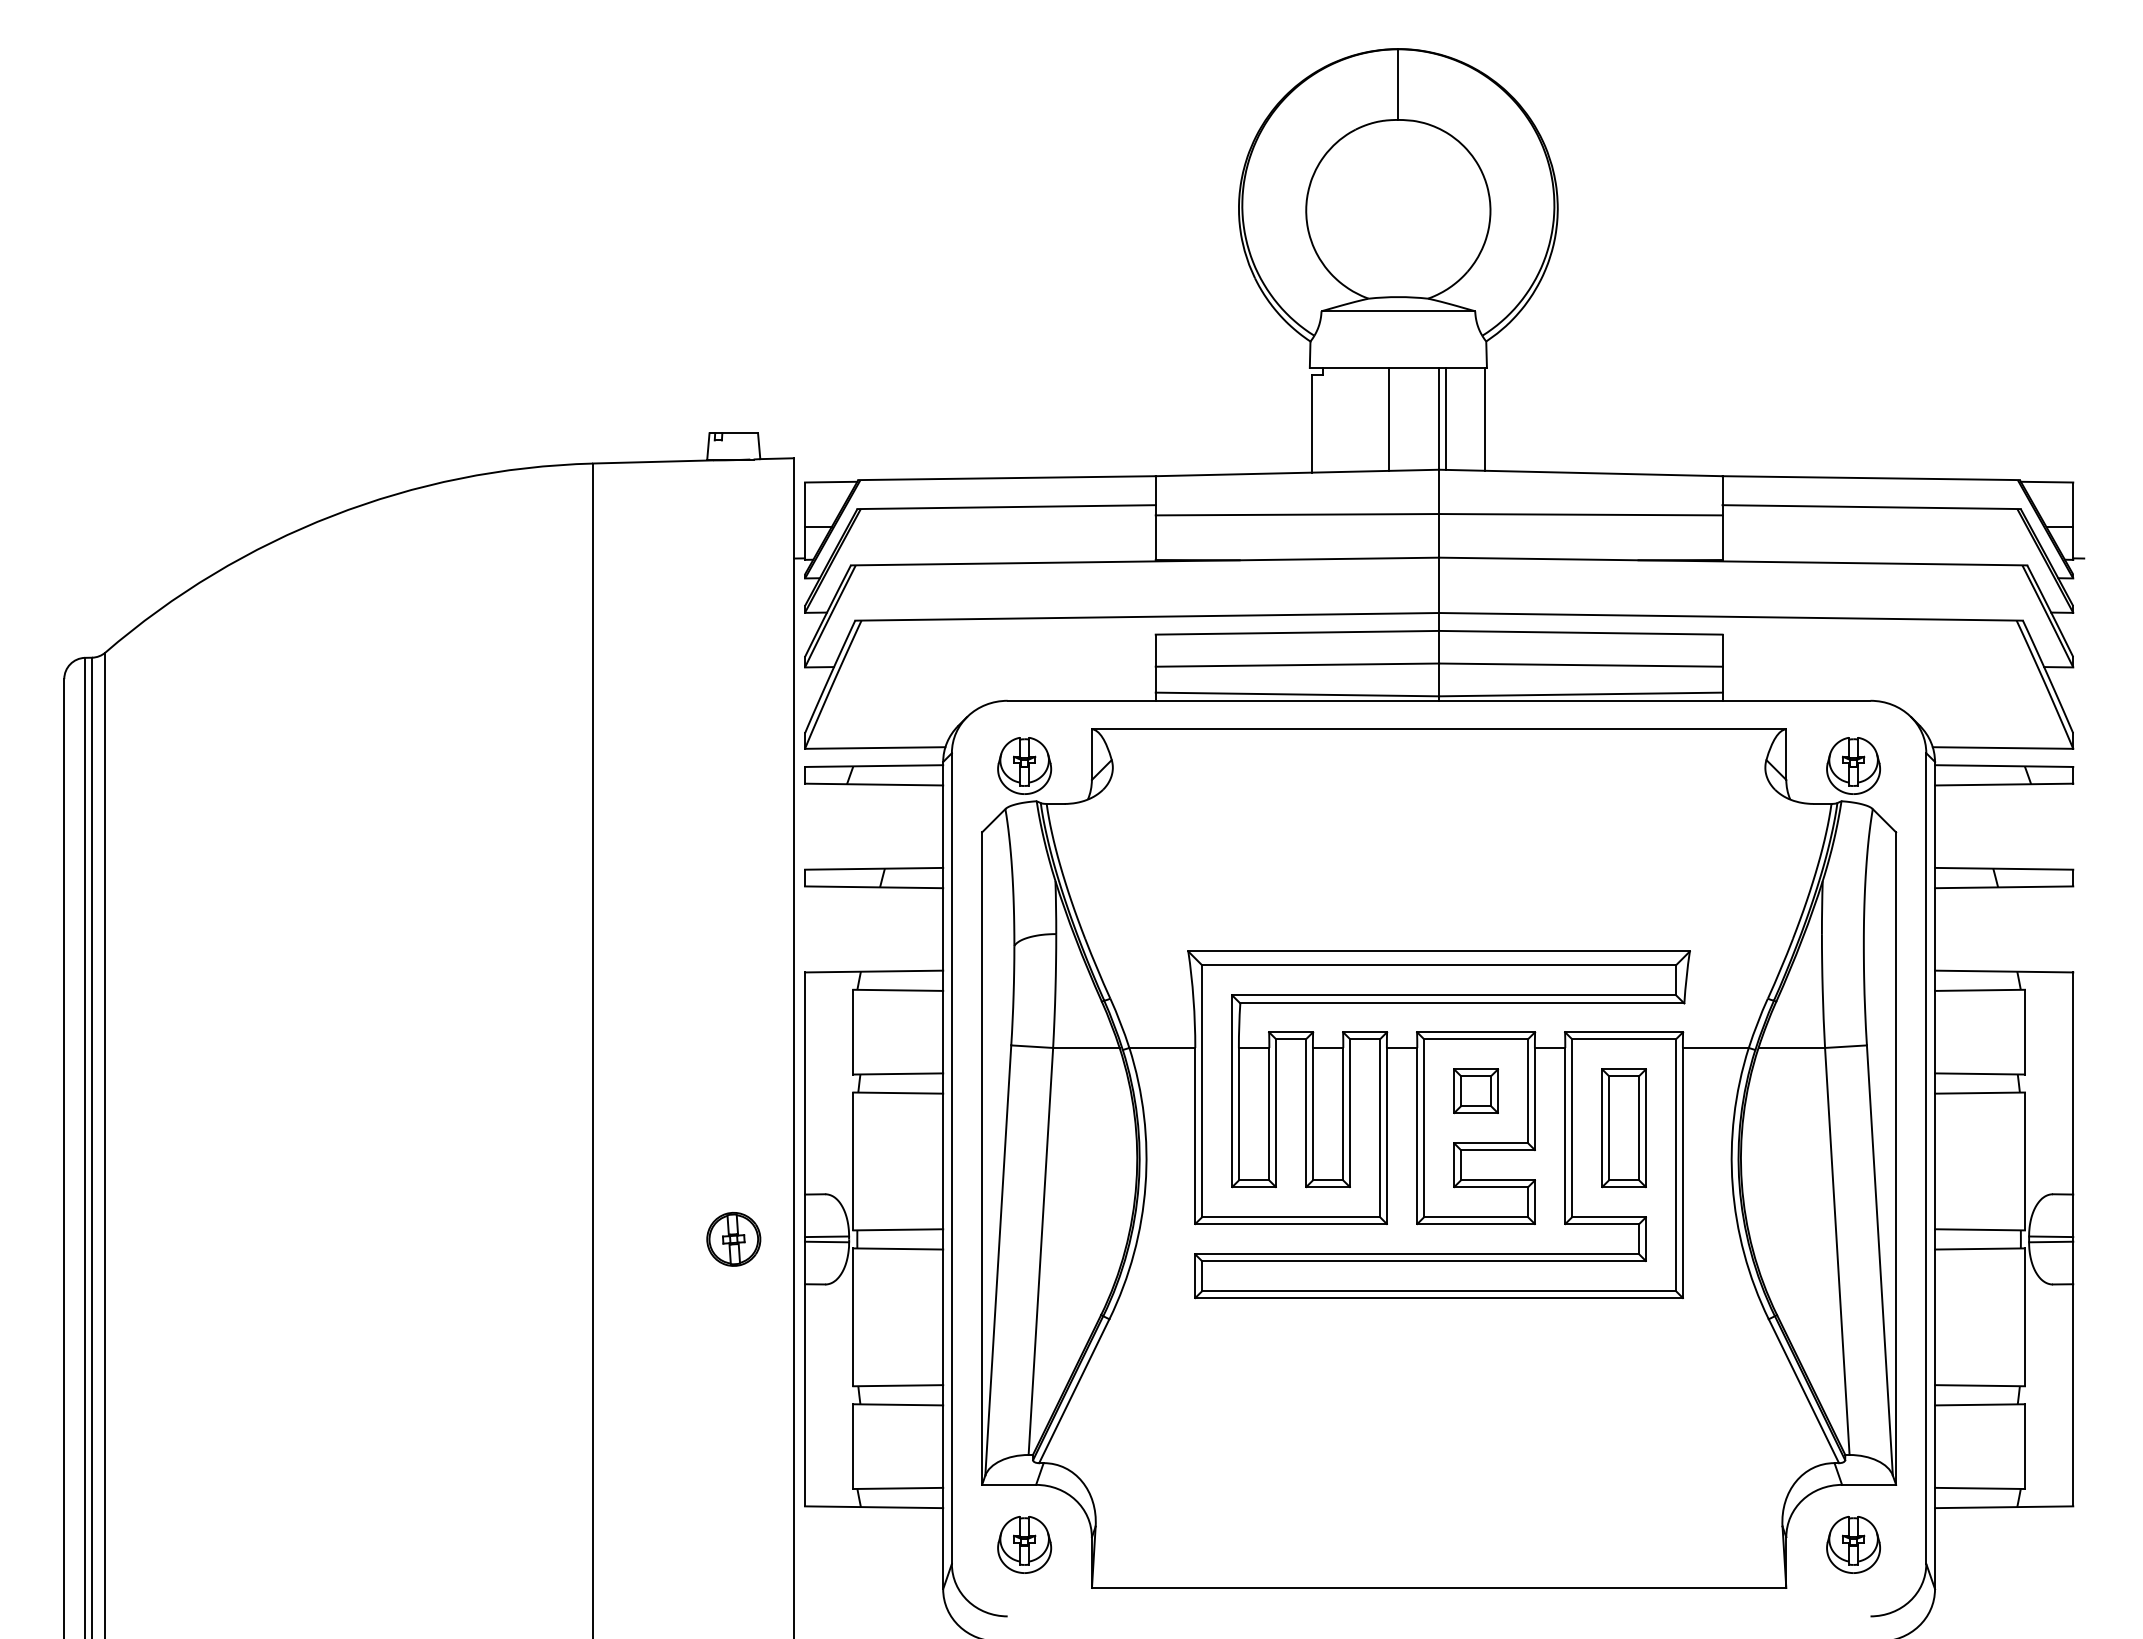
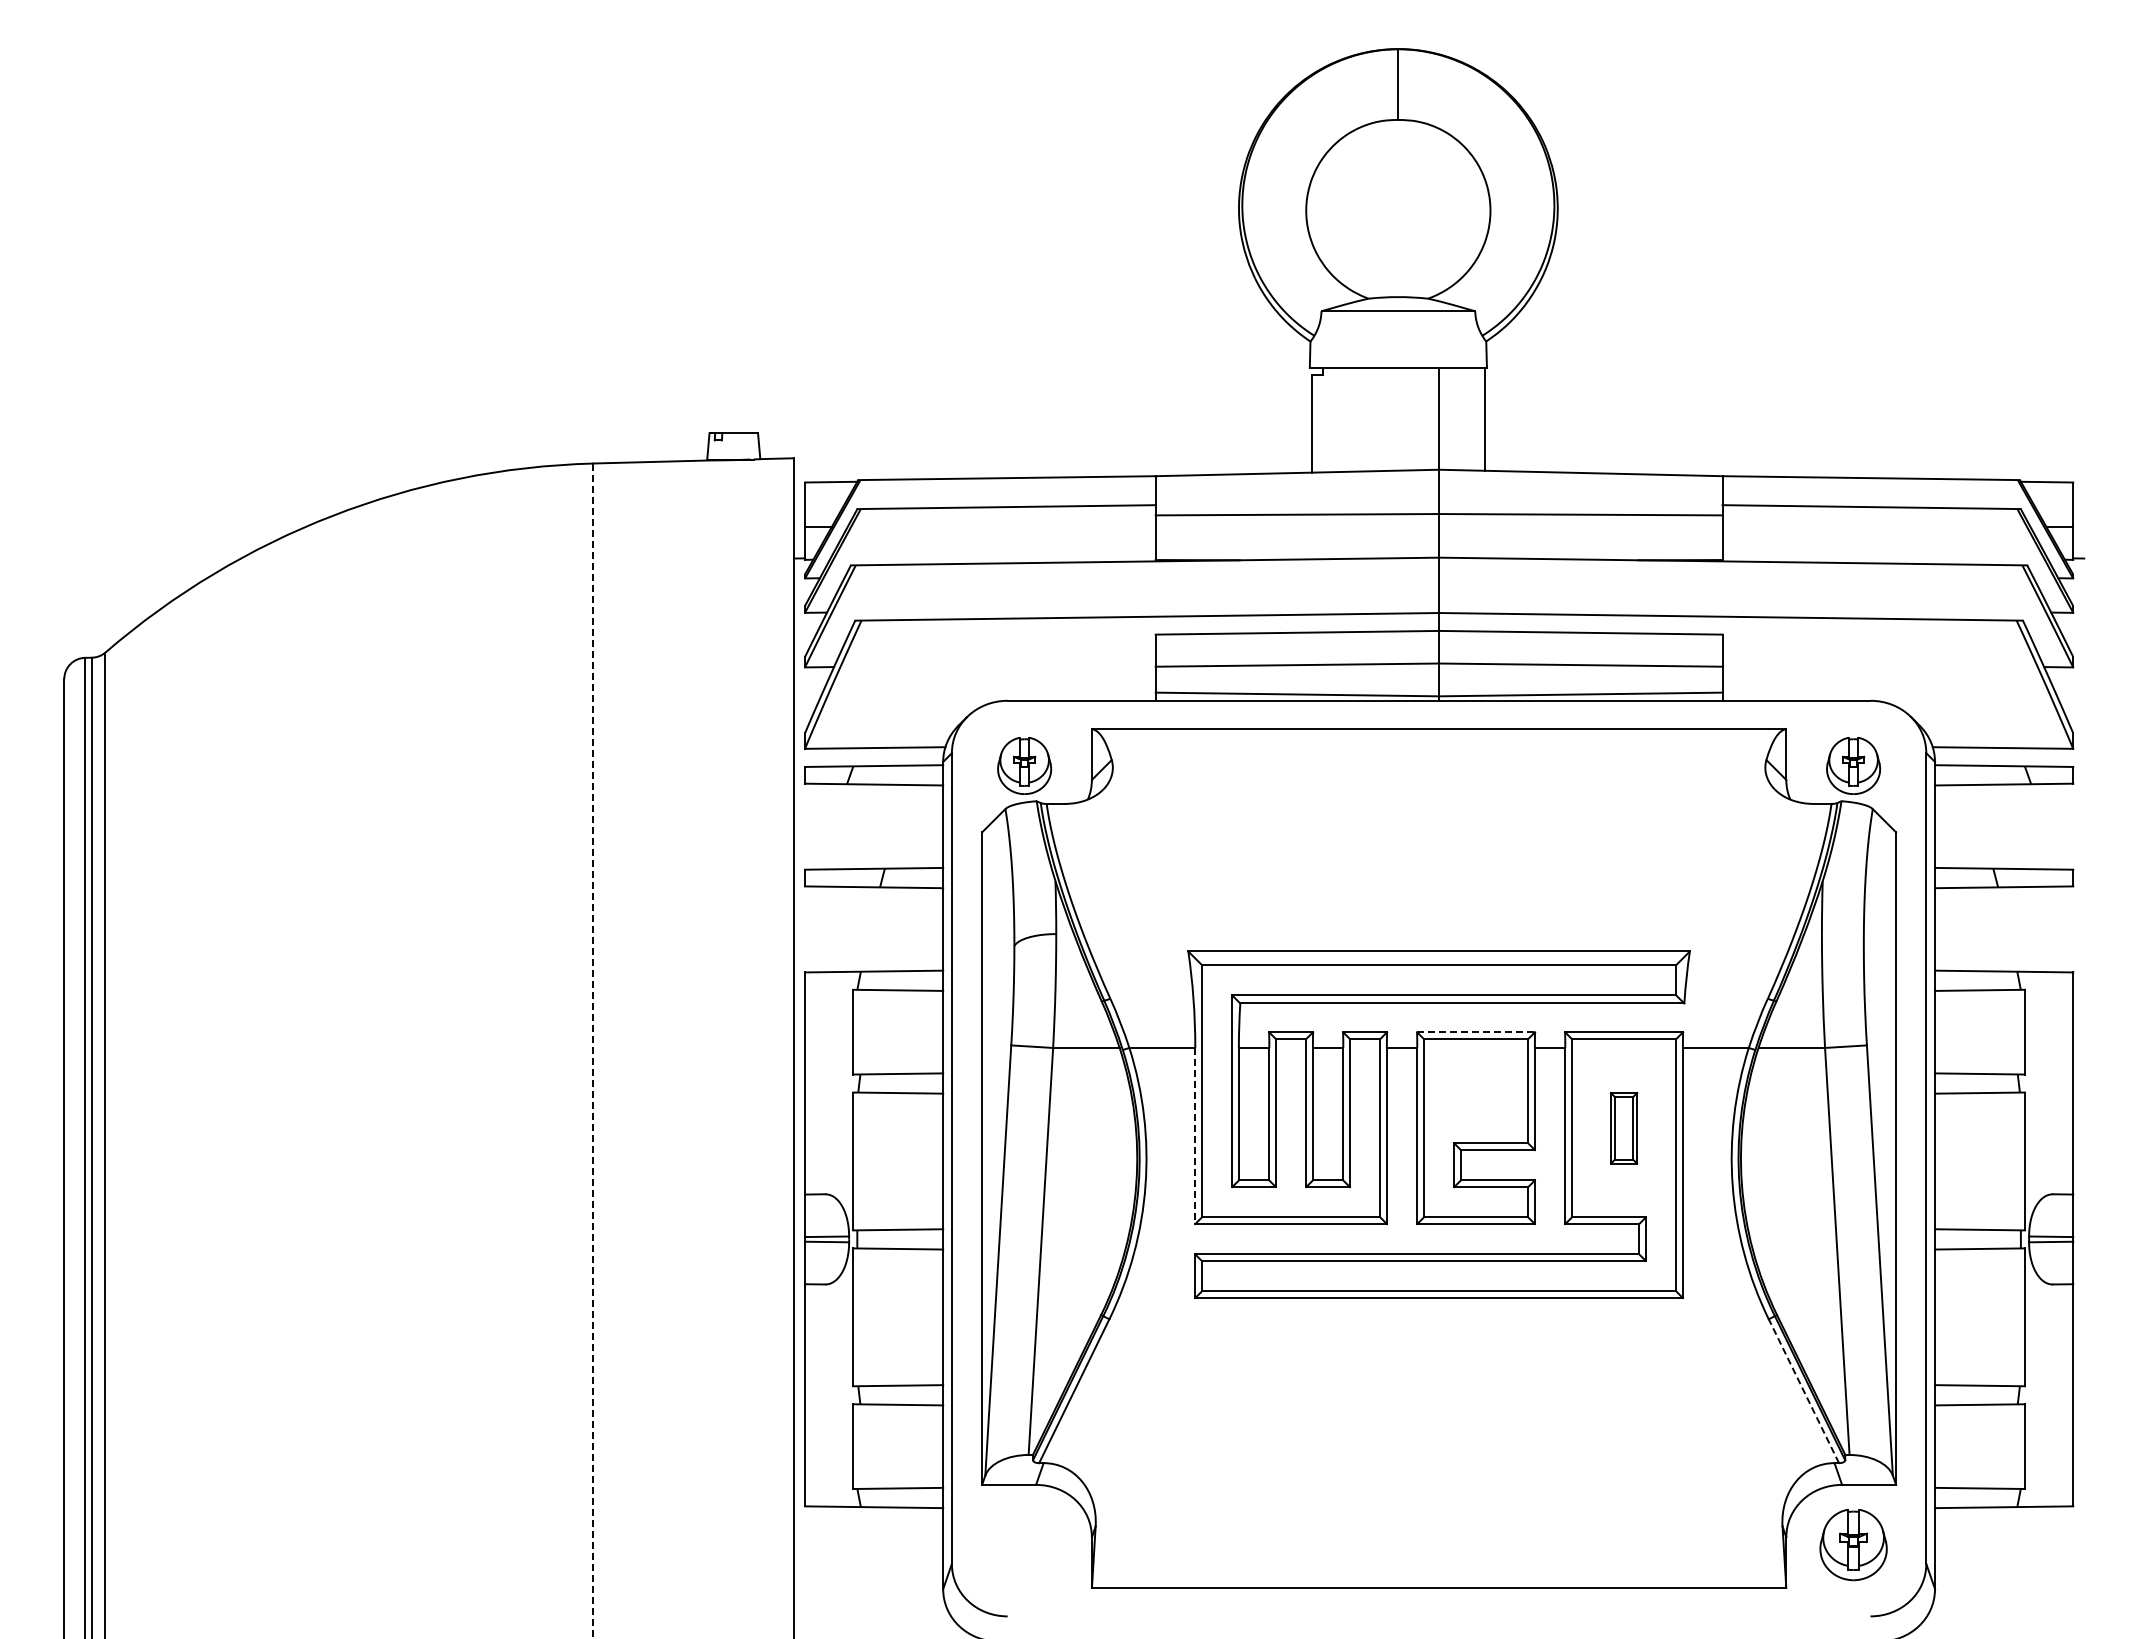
line: present -> none (1389, 418)
line: present -> none (1446, 418)
line: solid -> dashed (1476, 1032)
line: solid -> dashed (593, 1050)
part: present -> none (1475, 1091)
part size: 46x121 px -> 30x73 px (1623, 1128)
line: solid -> dashed (1195, 1136)
part: present -> none (733, 1239)
line: solid -> dashed (1803, 1390)
part: present -> none (1024, 1544)
part size: 55x59 px -> 69x73 px (1853, 1545)
